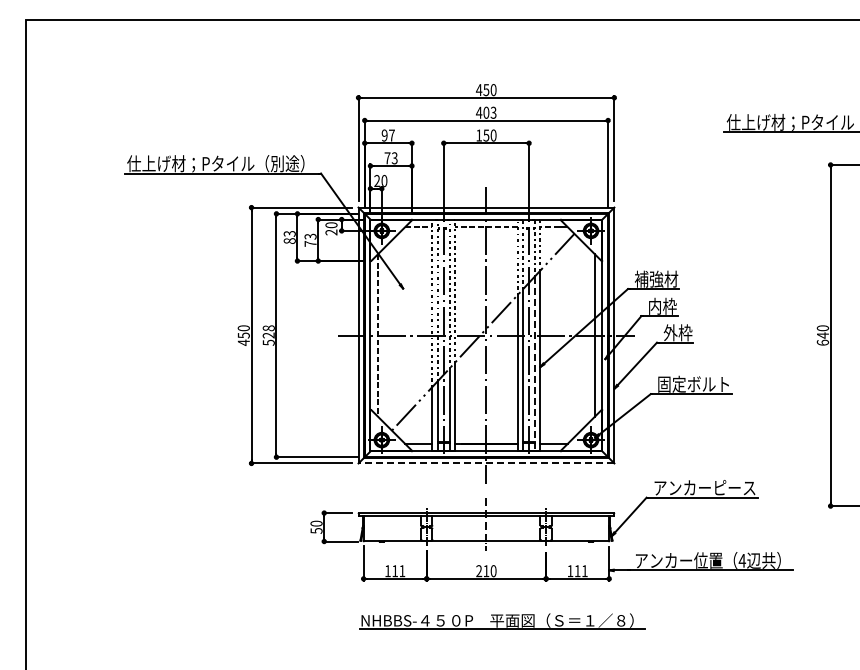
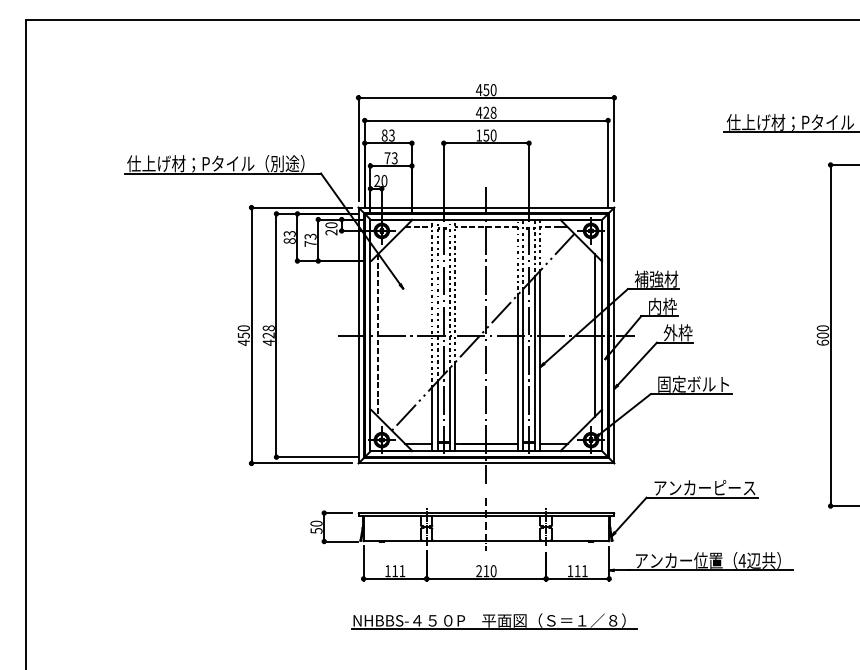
text: 403 -> 428 (489, 112)
text: 97 -> 83 (387, 135)
text: 640 -> 600 (822, 335)
text: 528 -> 428 (268, 342)
line: dashed -> solid (534, 364)
line: dashed -> solid (486, 463)
part position: (502, 621) -> (494, 621) (494, 621)
